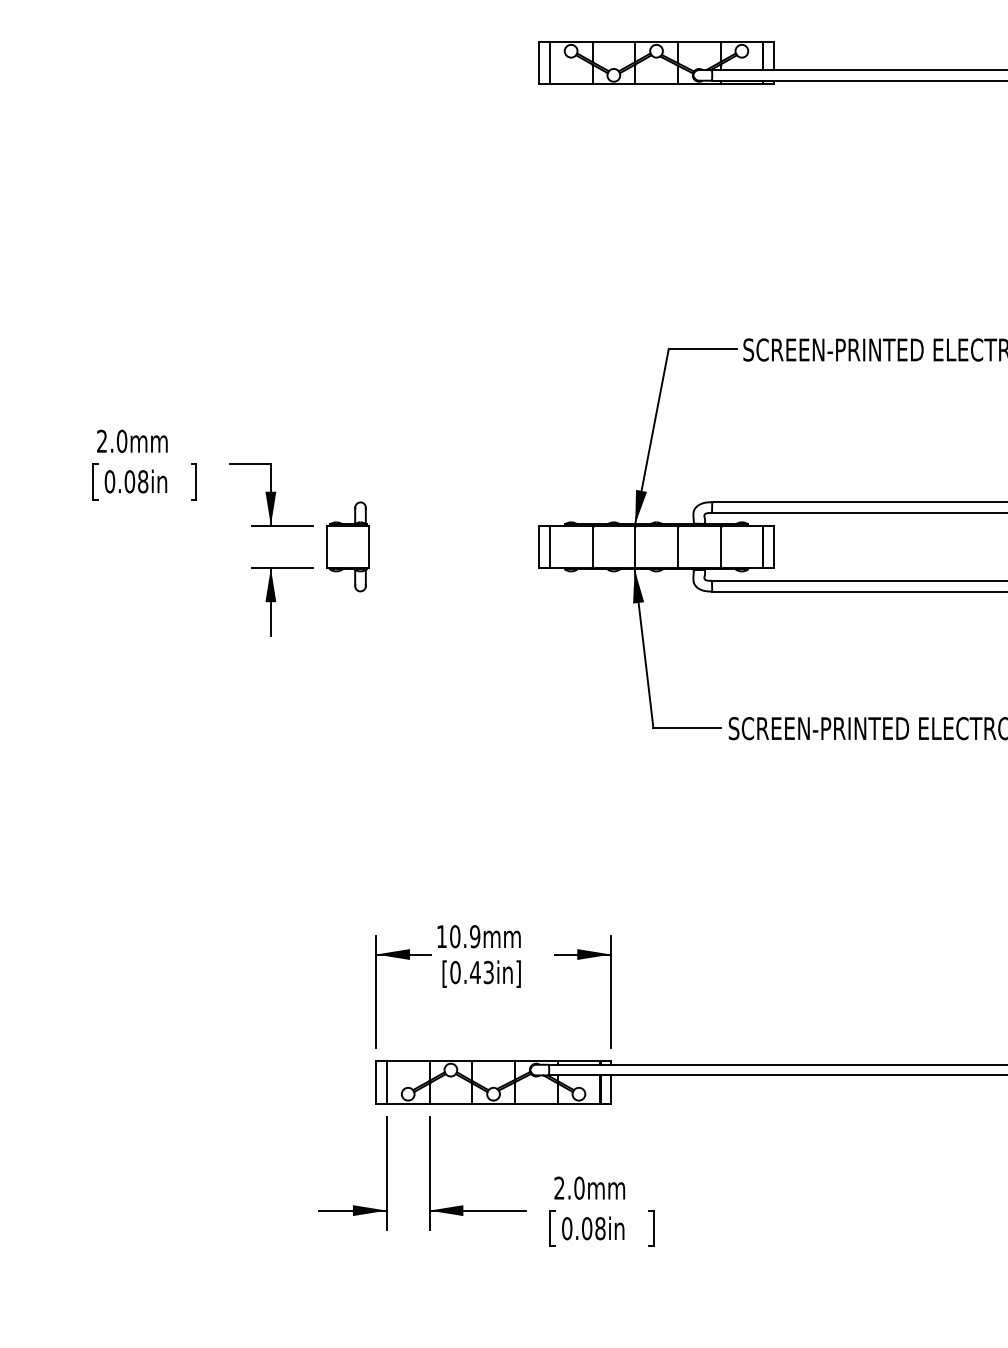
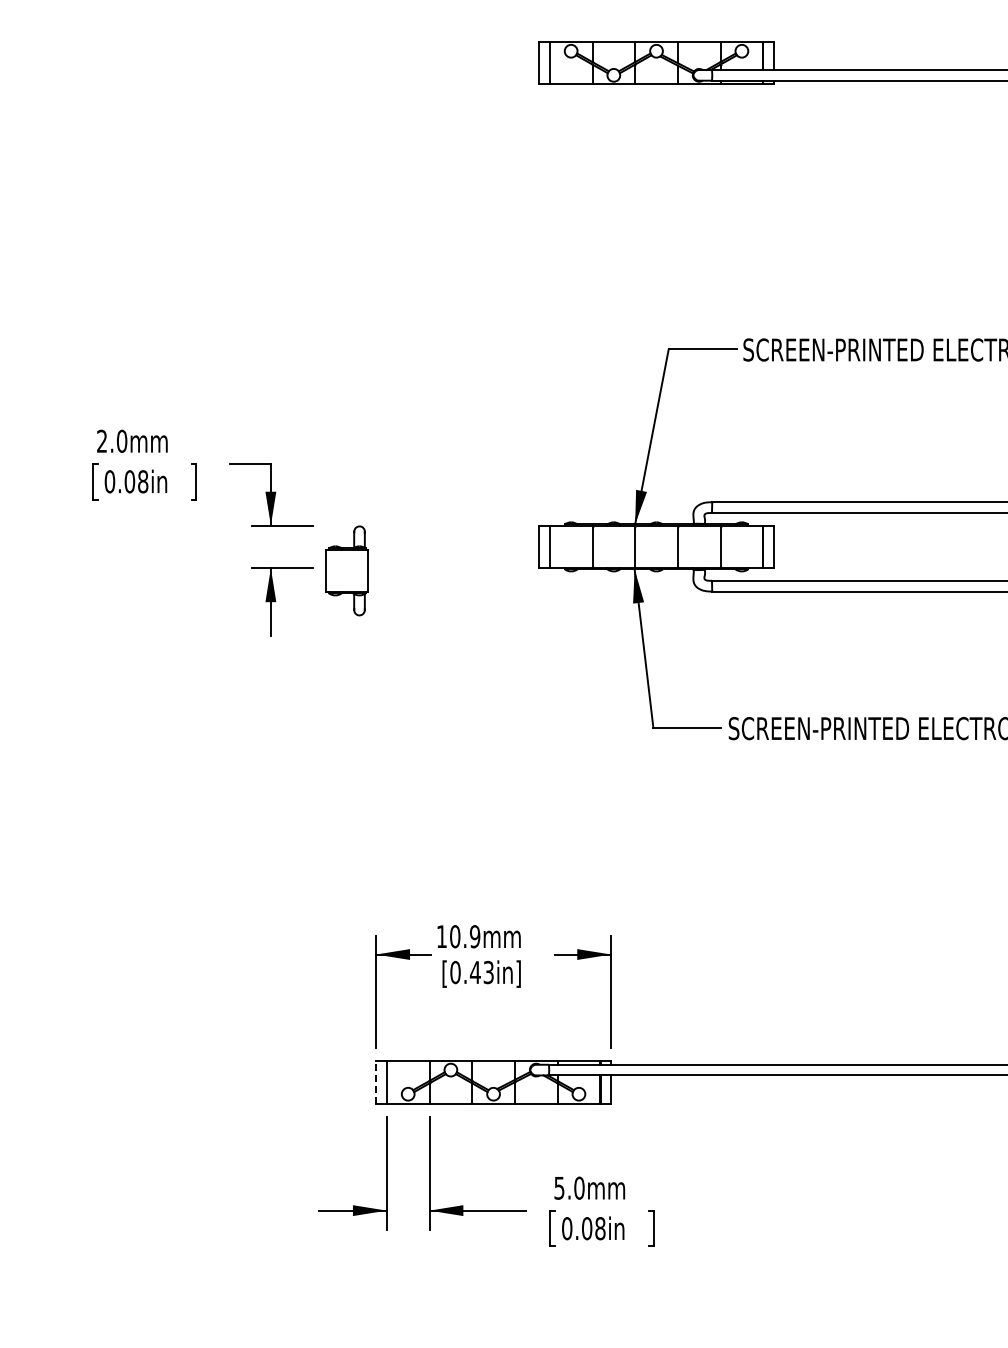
part position: (347, 546) -> (346, 570) (346, 570)
line: solid -> dashed (376, 1082)
text: 2.0mm -> 5.0mm (559, 1187)
